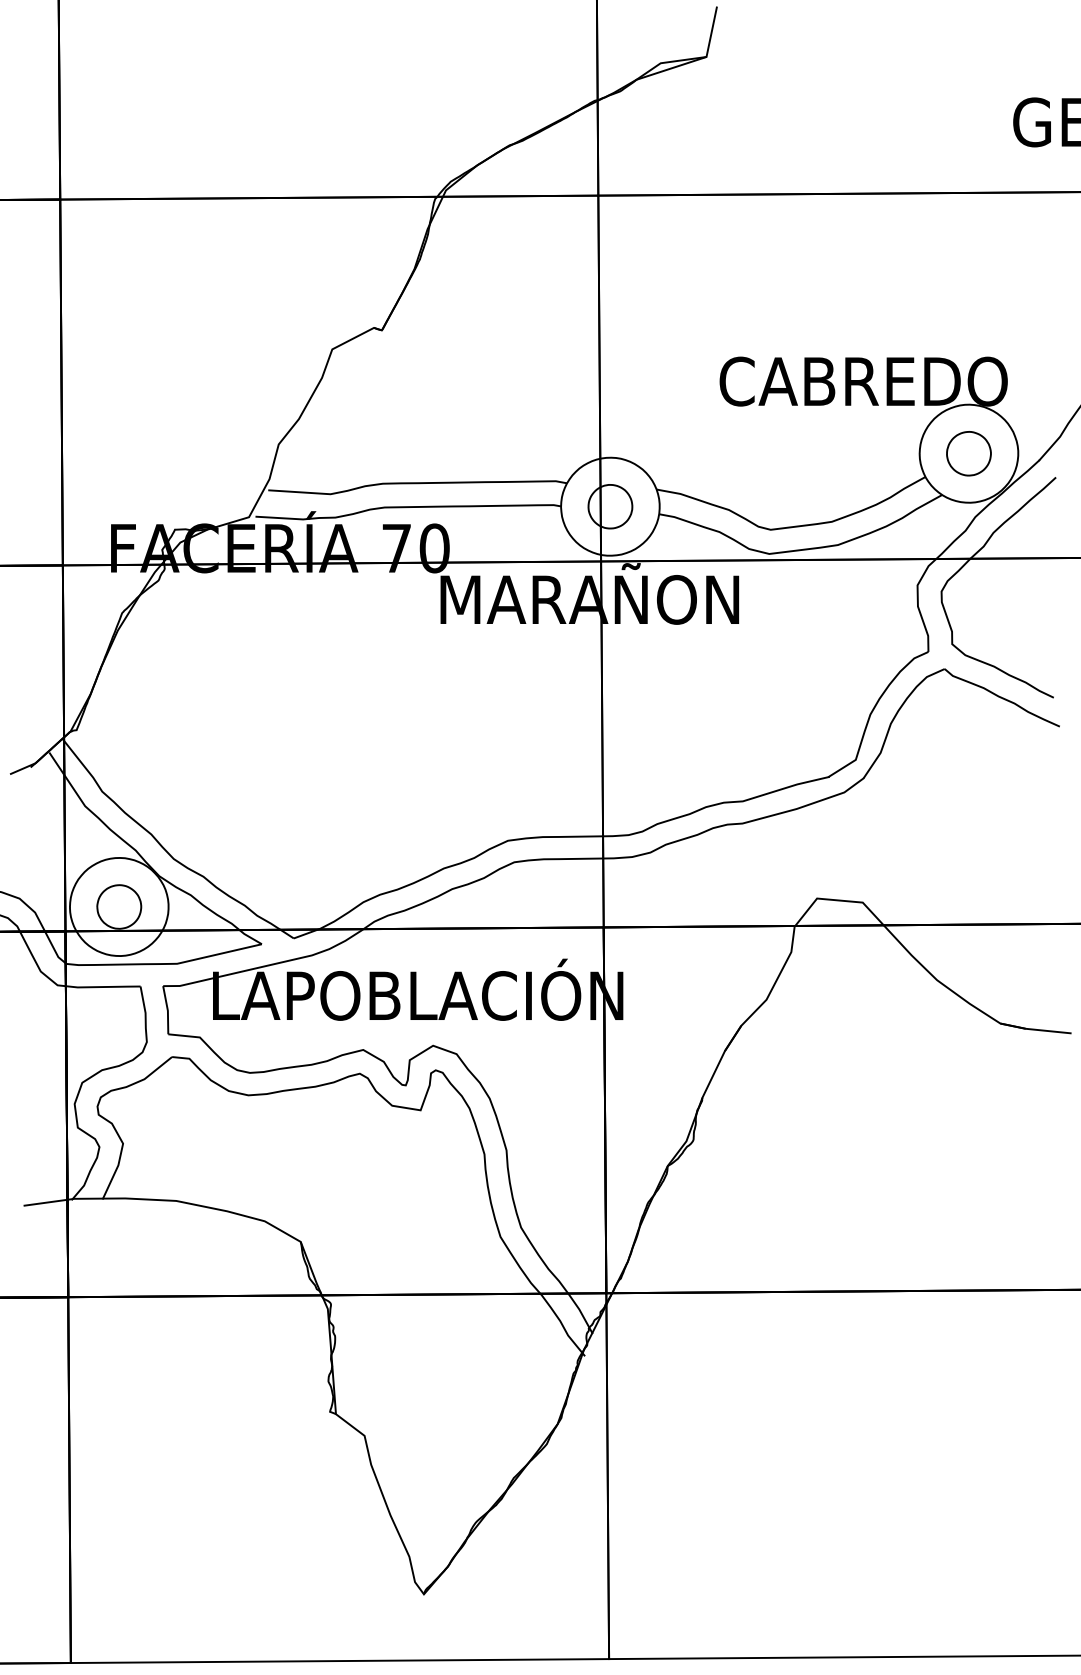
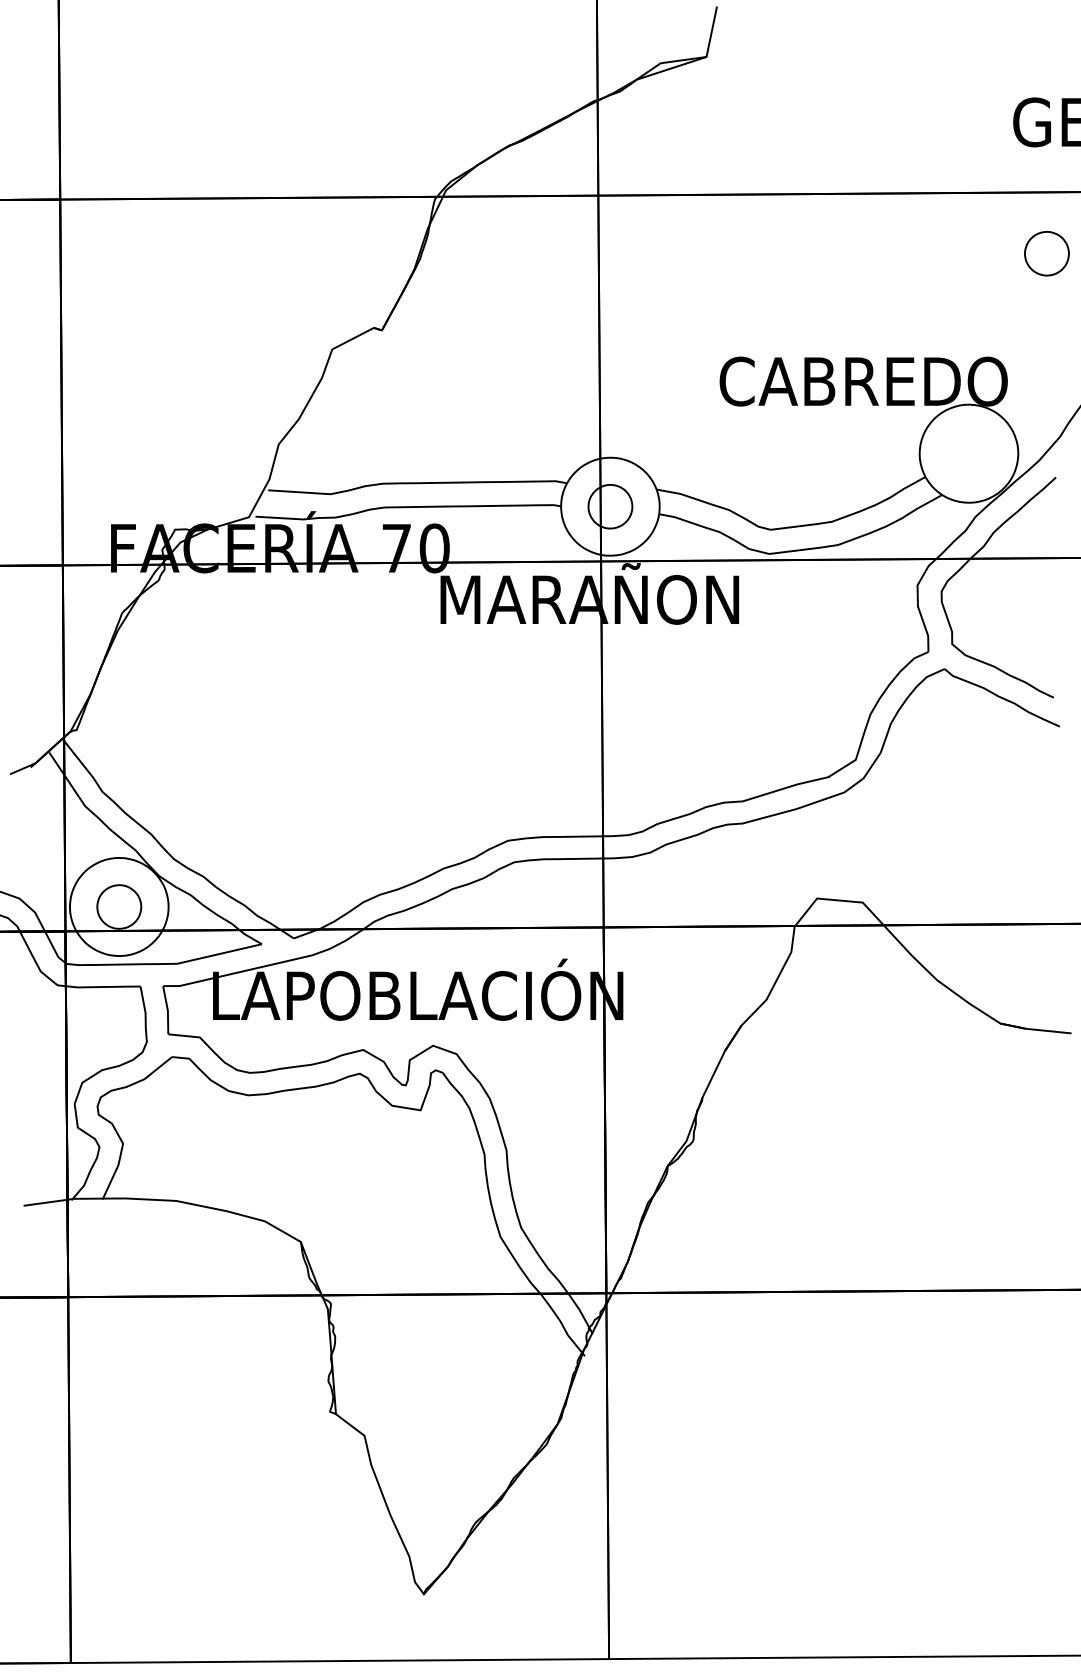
part position: (968, 453) -> (1046, 253) (1046, 253)
